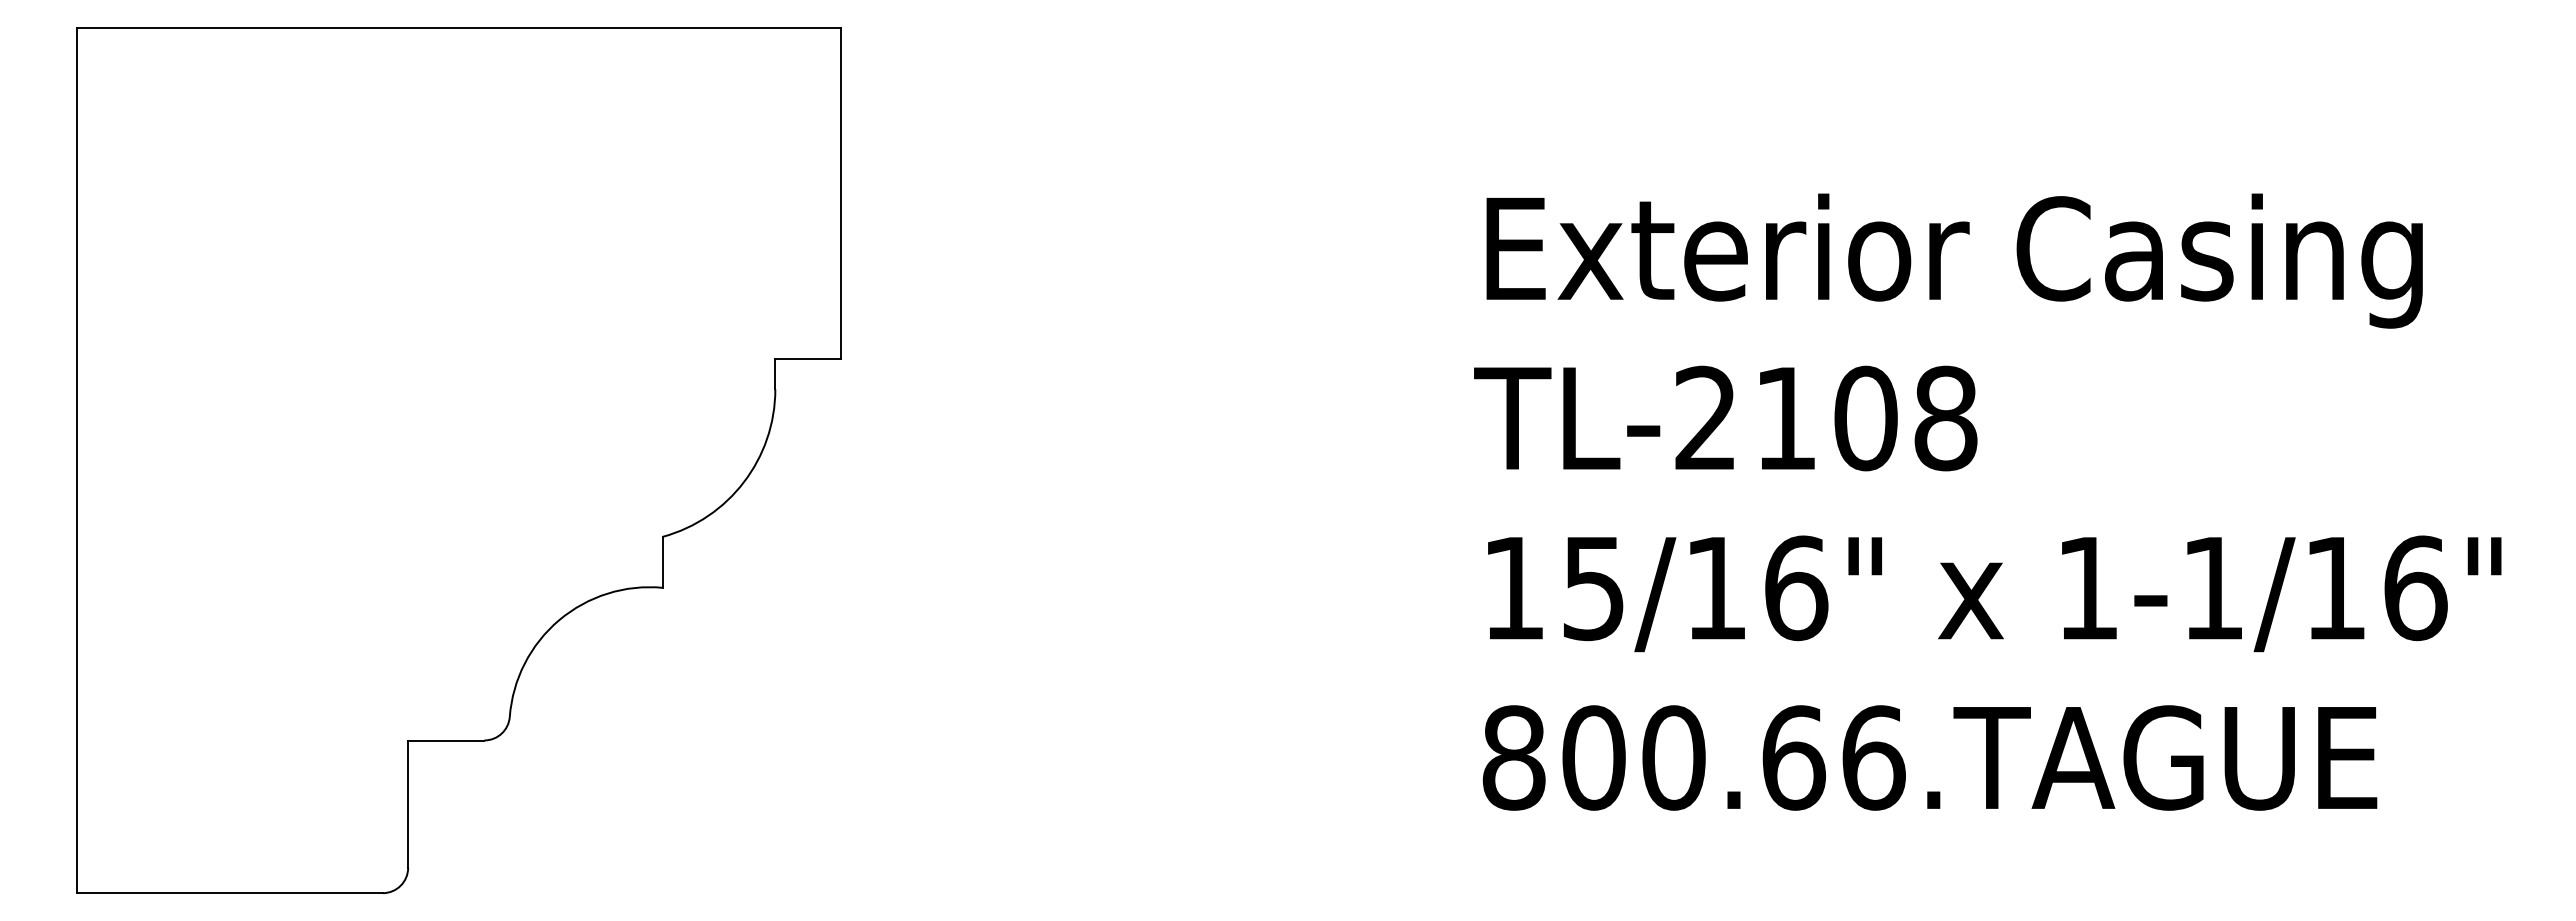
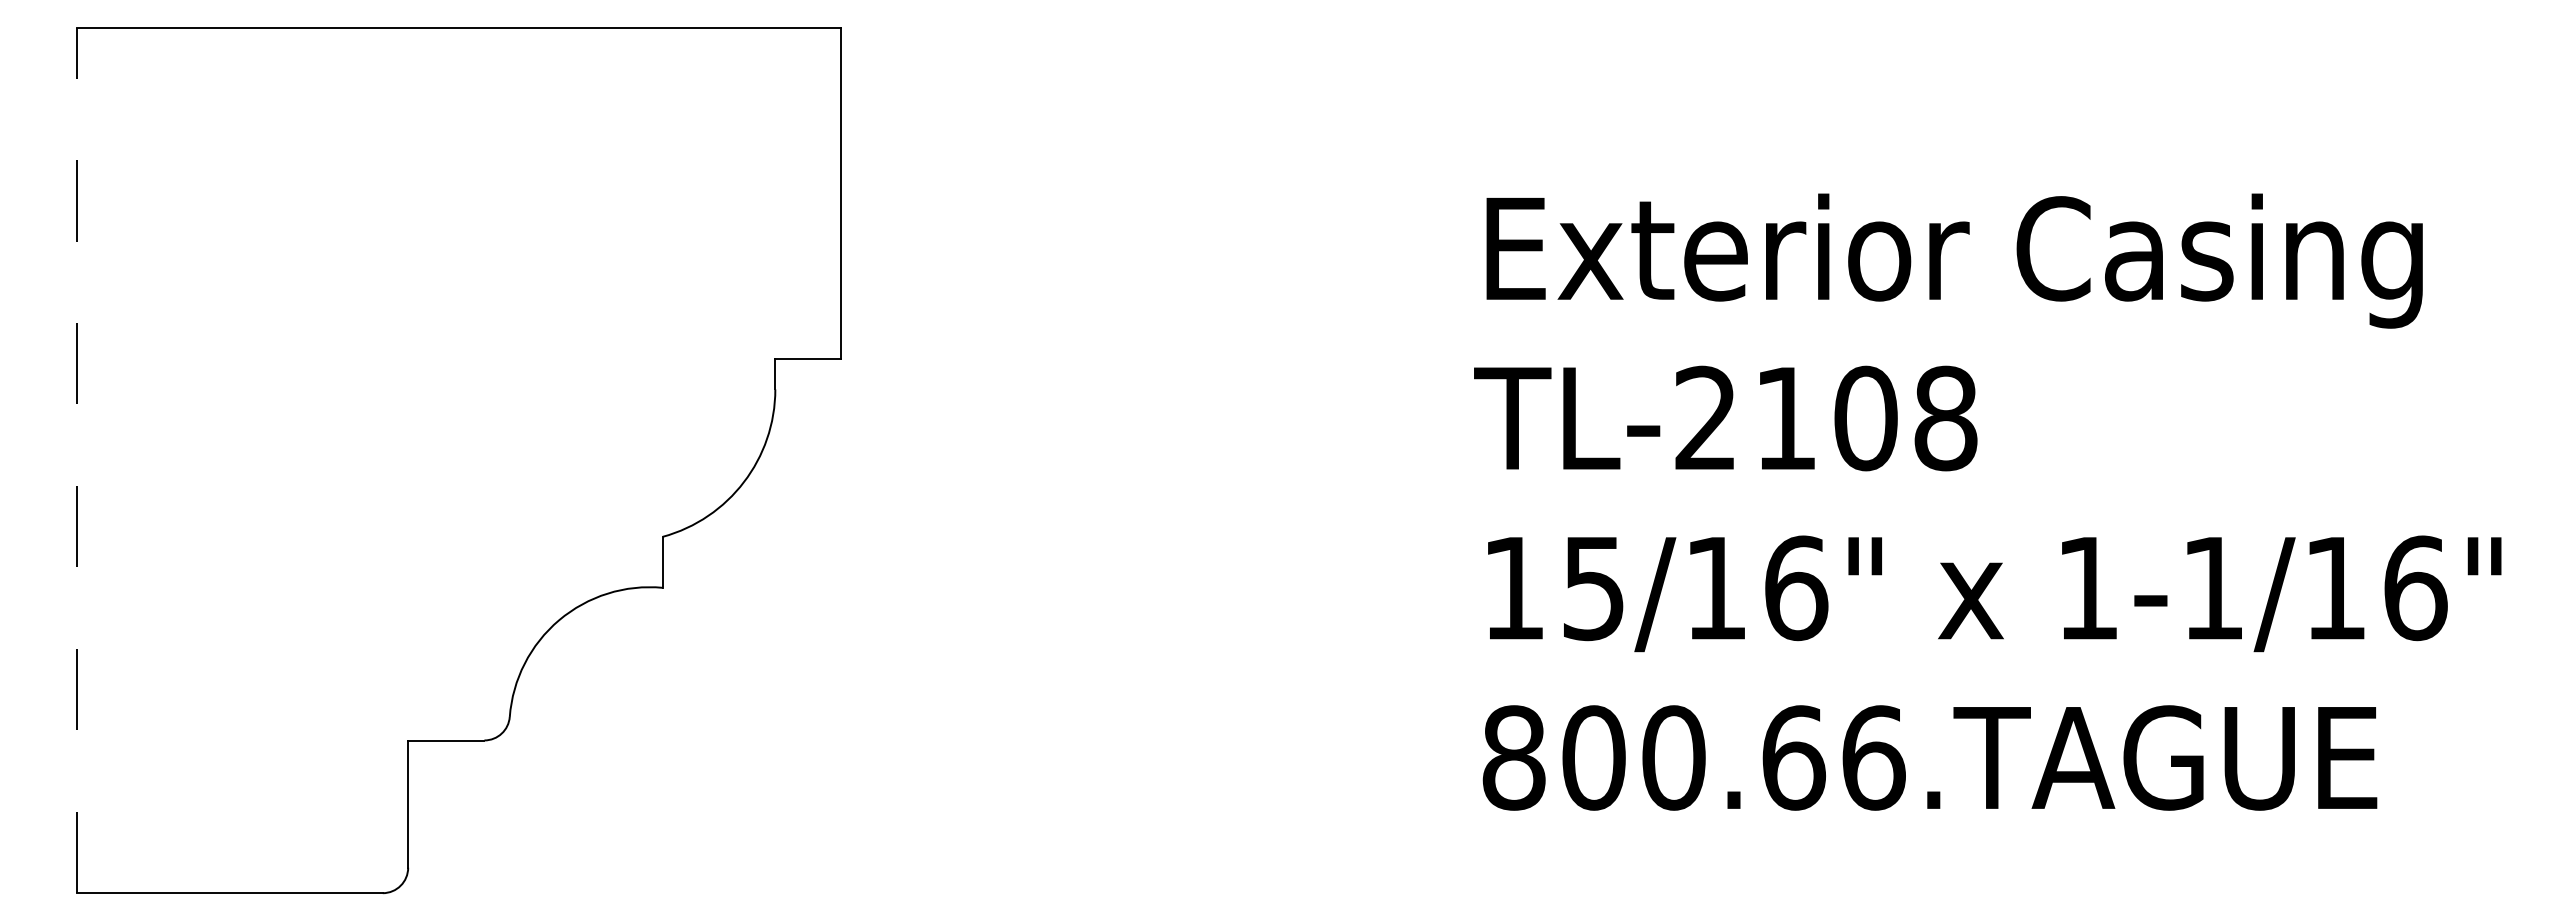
line: solid -> dashed (77, 460)
